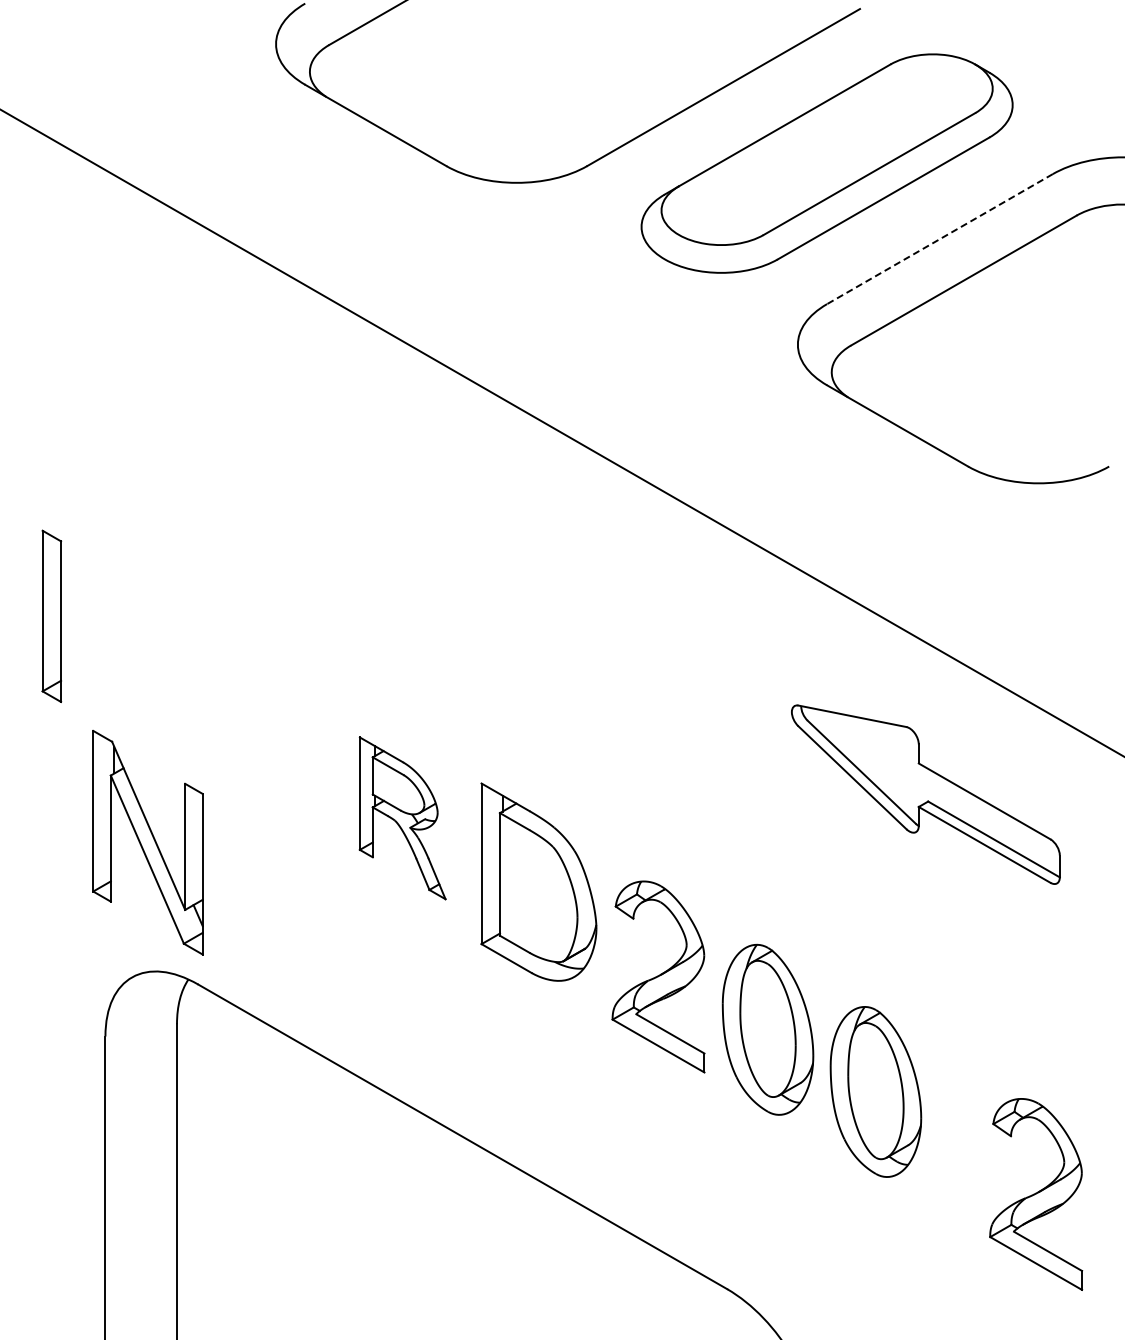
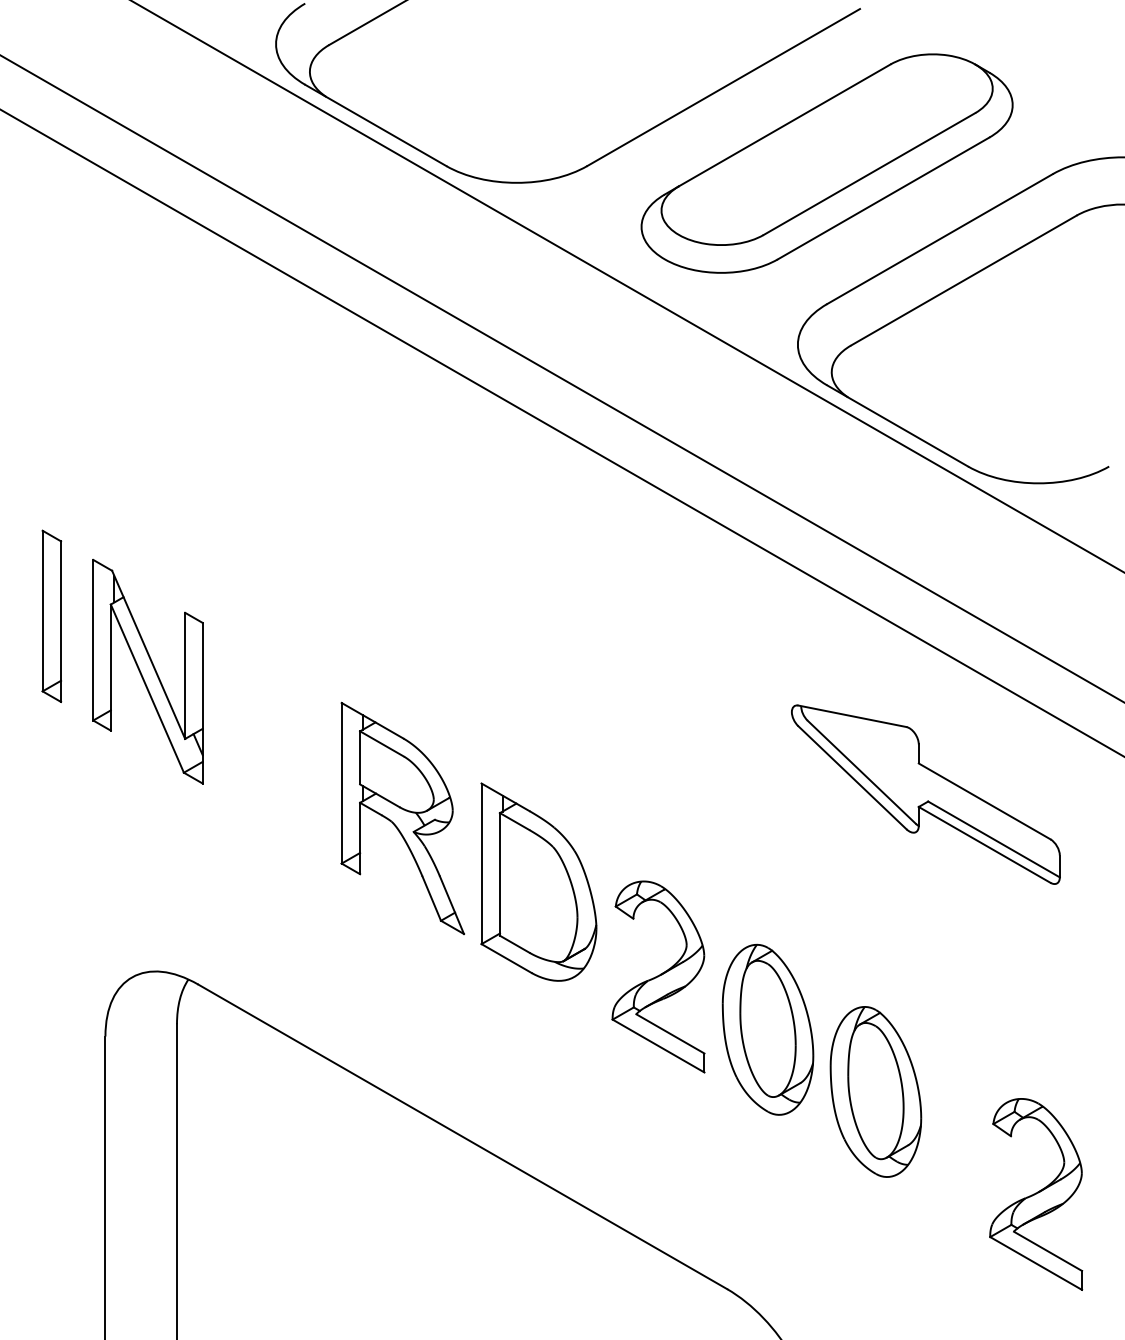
line: dashed -> solid (939, 239)
line: none -> present (627, 286)
line: none -> present (561, 378)
part size: 89x165 px -> 125x234 px (402, 817)
part position: (147, 842) -> (147, 671) (147, 671)
